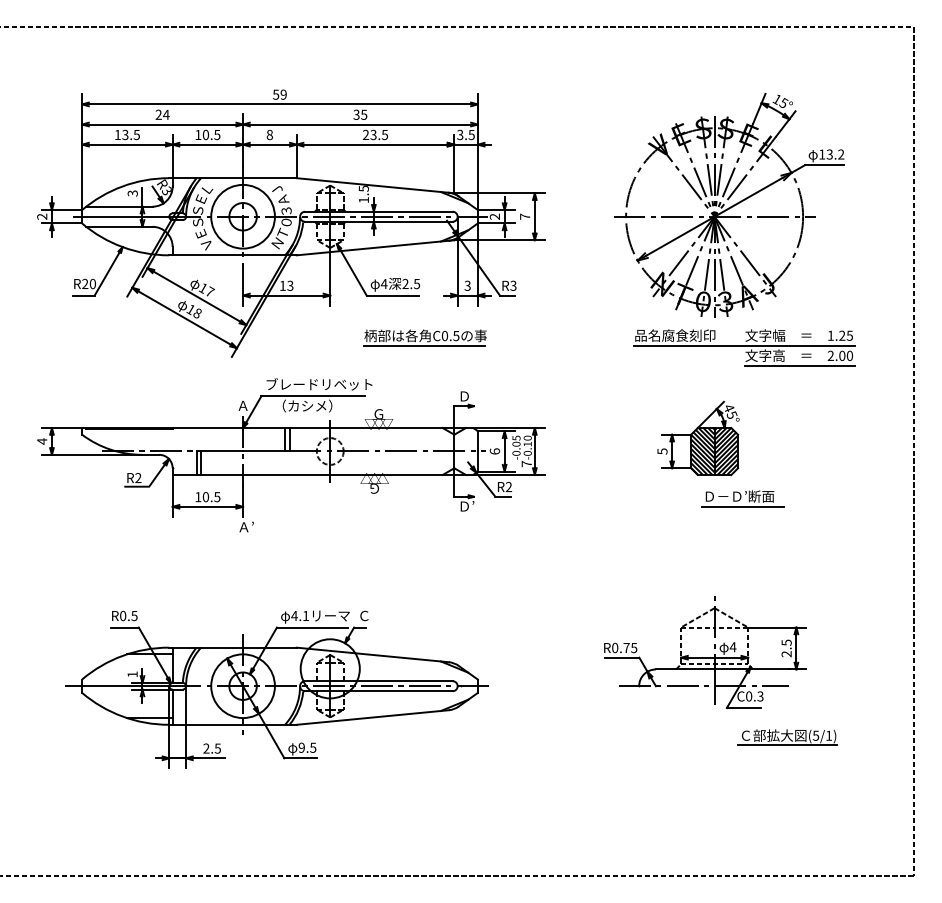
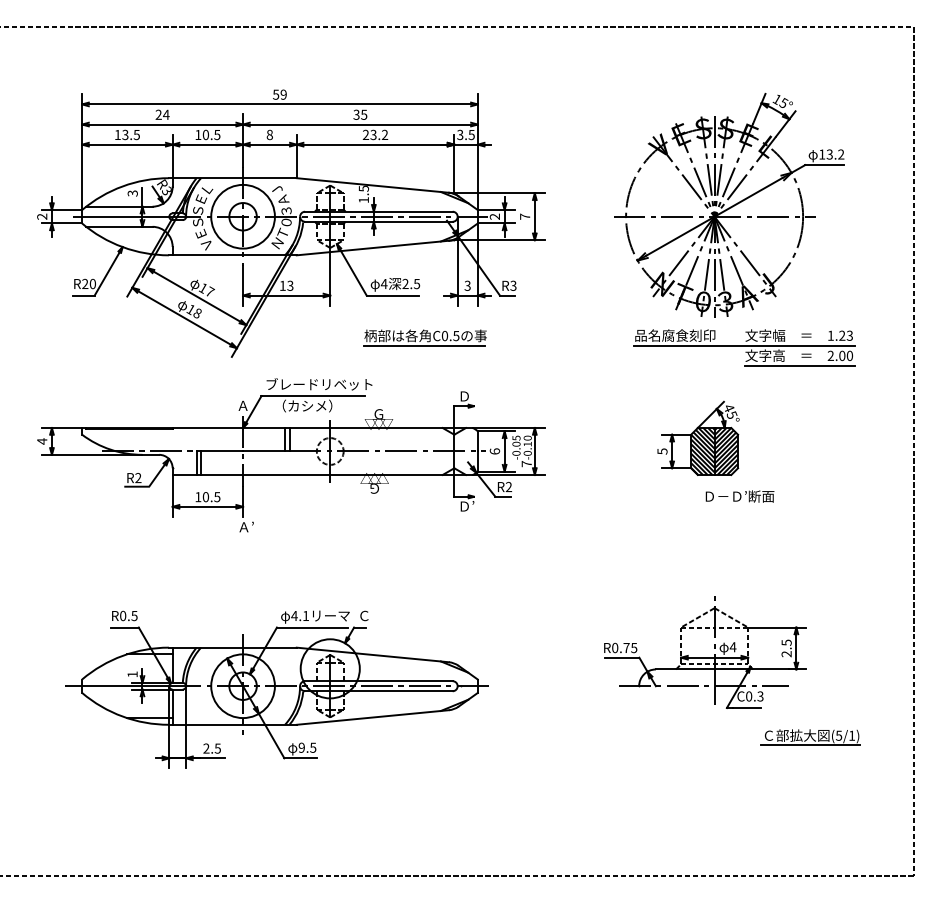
text: 23.5 -> 23.2 (384, 134)
text: 1.25 -> 1.23 (849, 335)
line: present -> none (743, 506)
part position: (787, 737) -> (810, 737) (810, 737)
